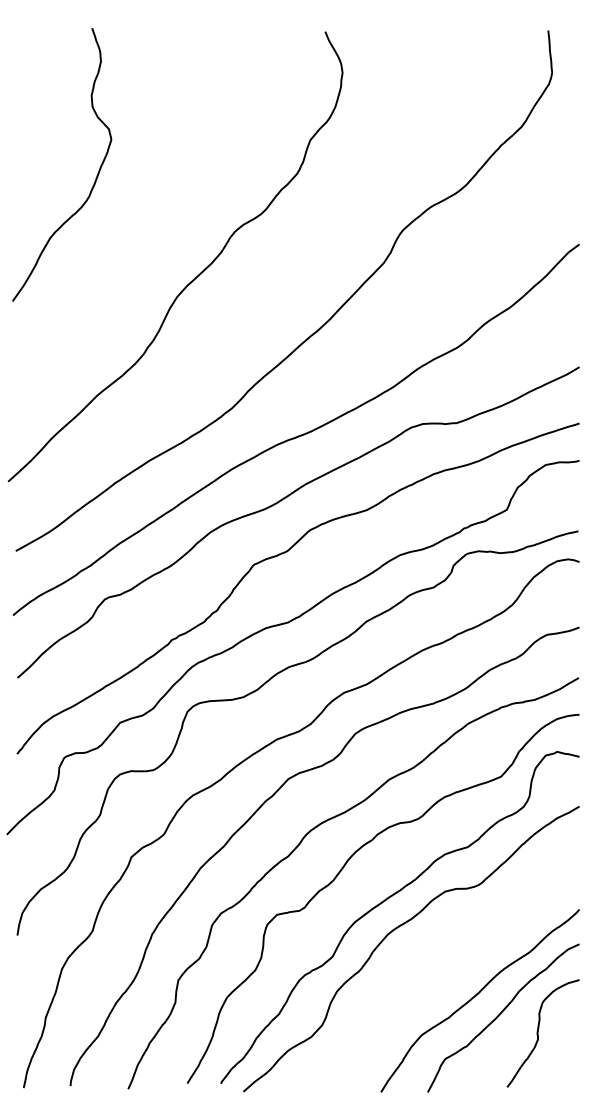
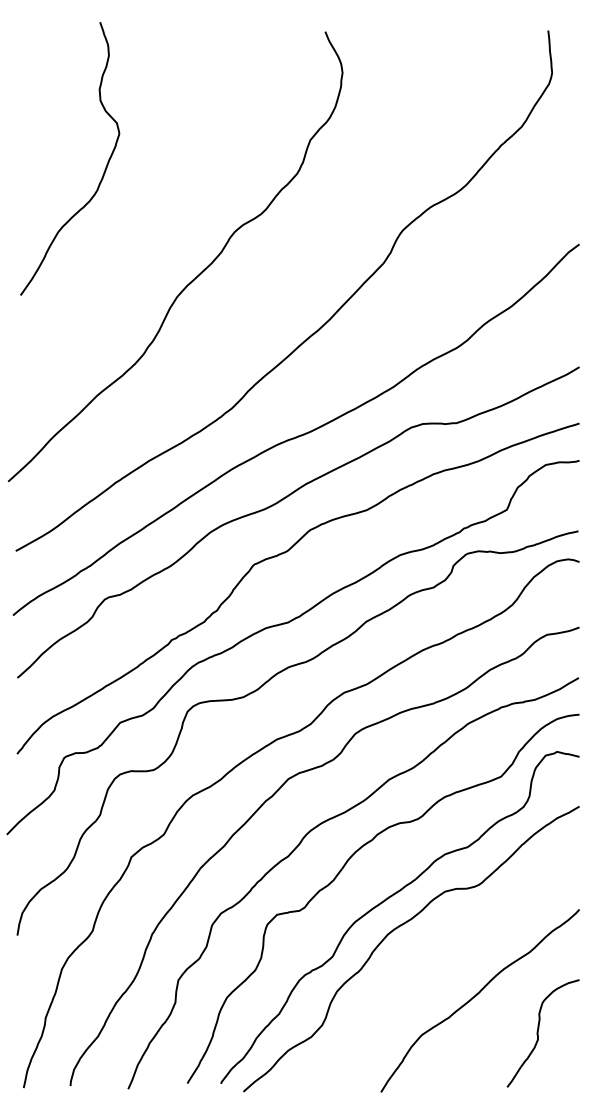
curve position: (96, 175) -> (104, 169) (104, 169)
curve: present -> none (501, 1014)
